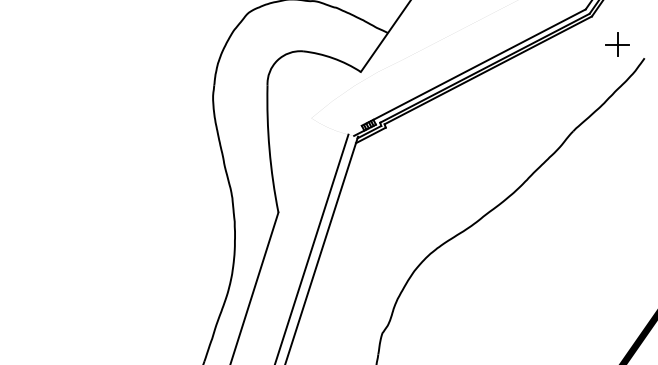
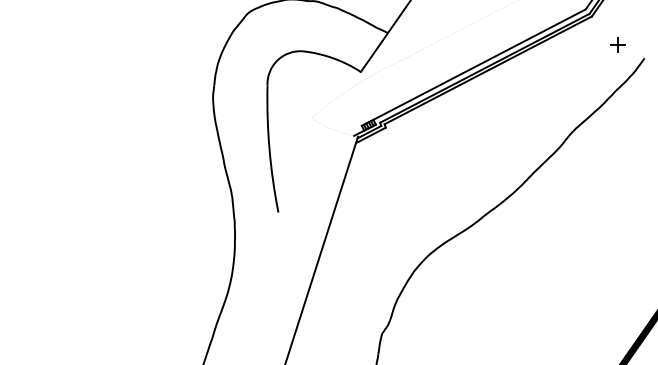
part size: 25x25 px -> 16x16 px (617, 44)
line: present -> none (311, 247)
line: present -> none (254, 286)
